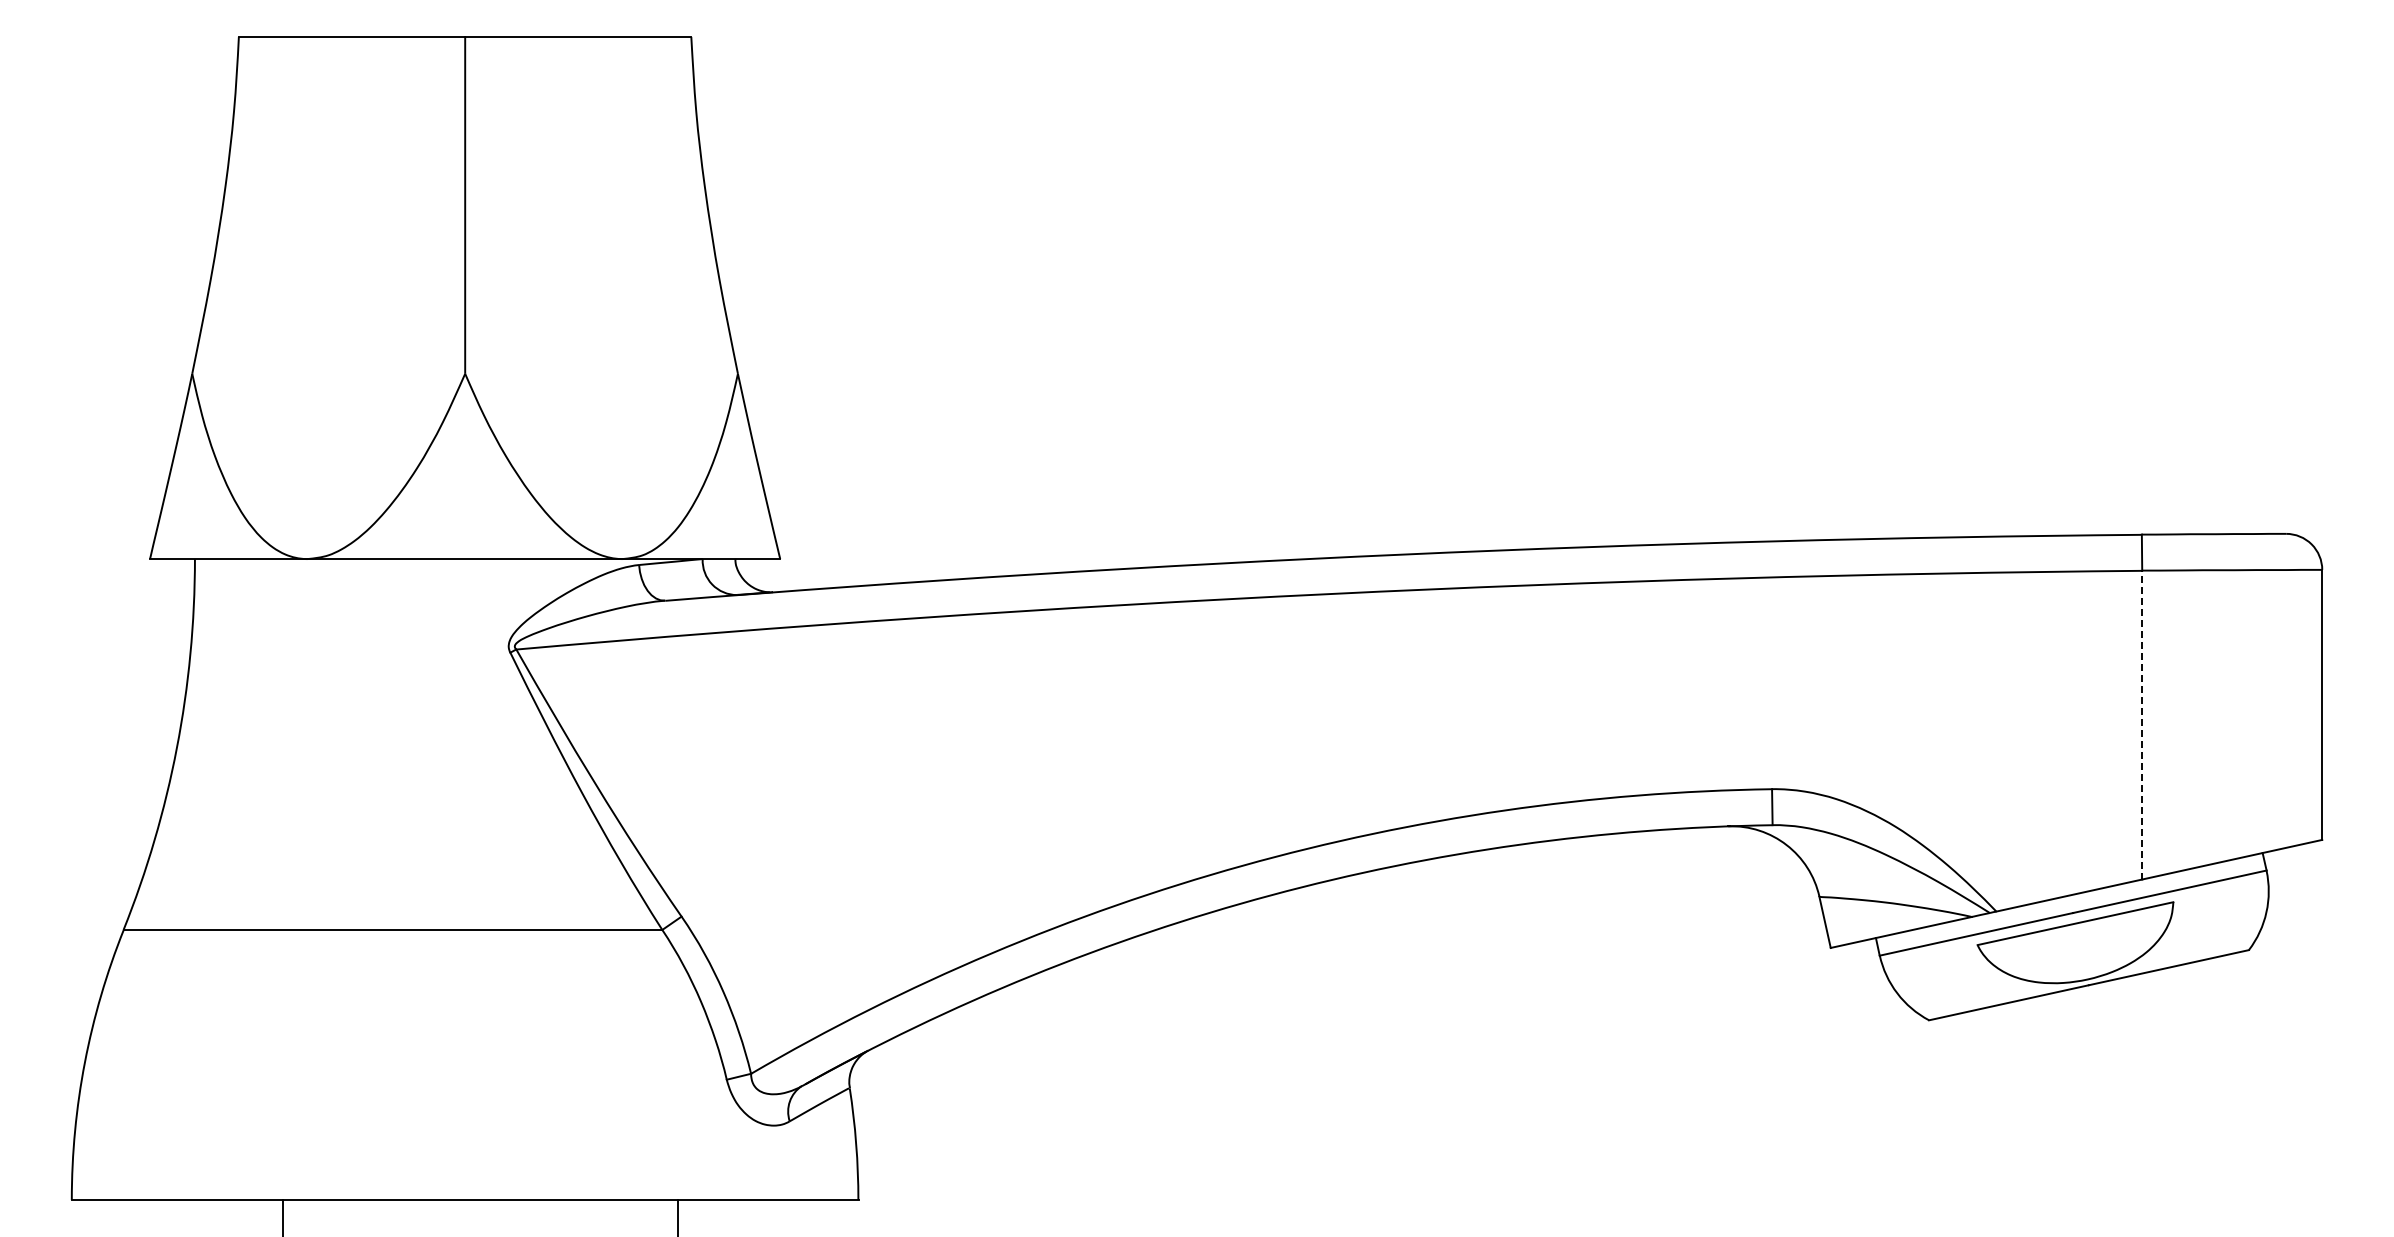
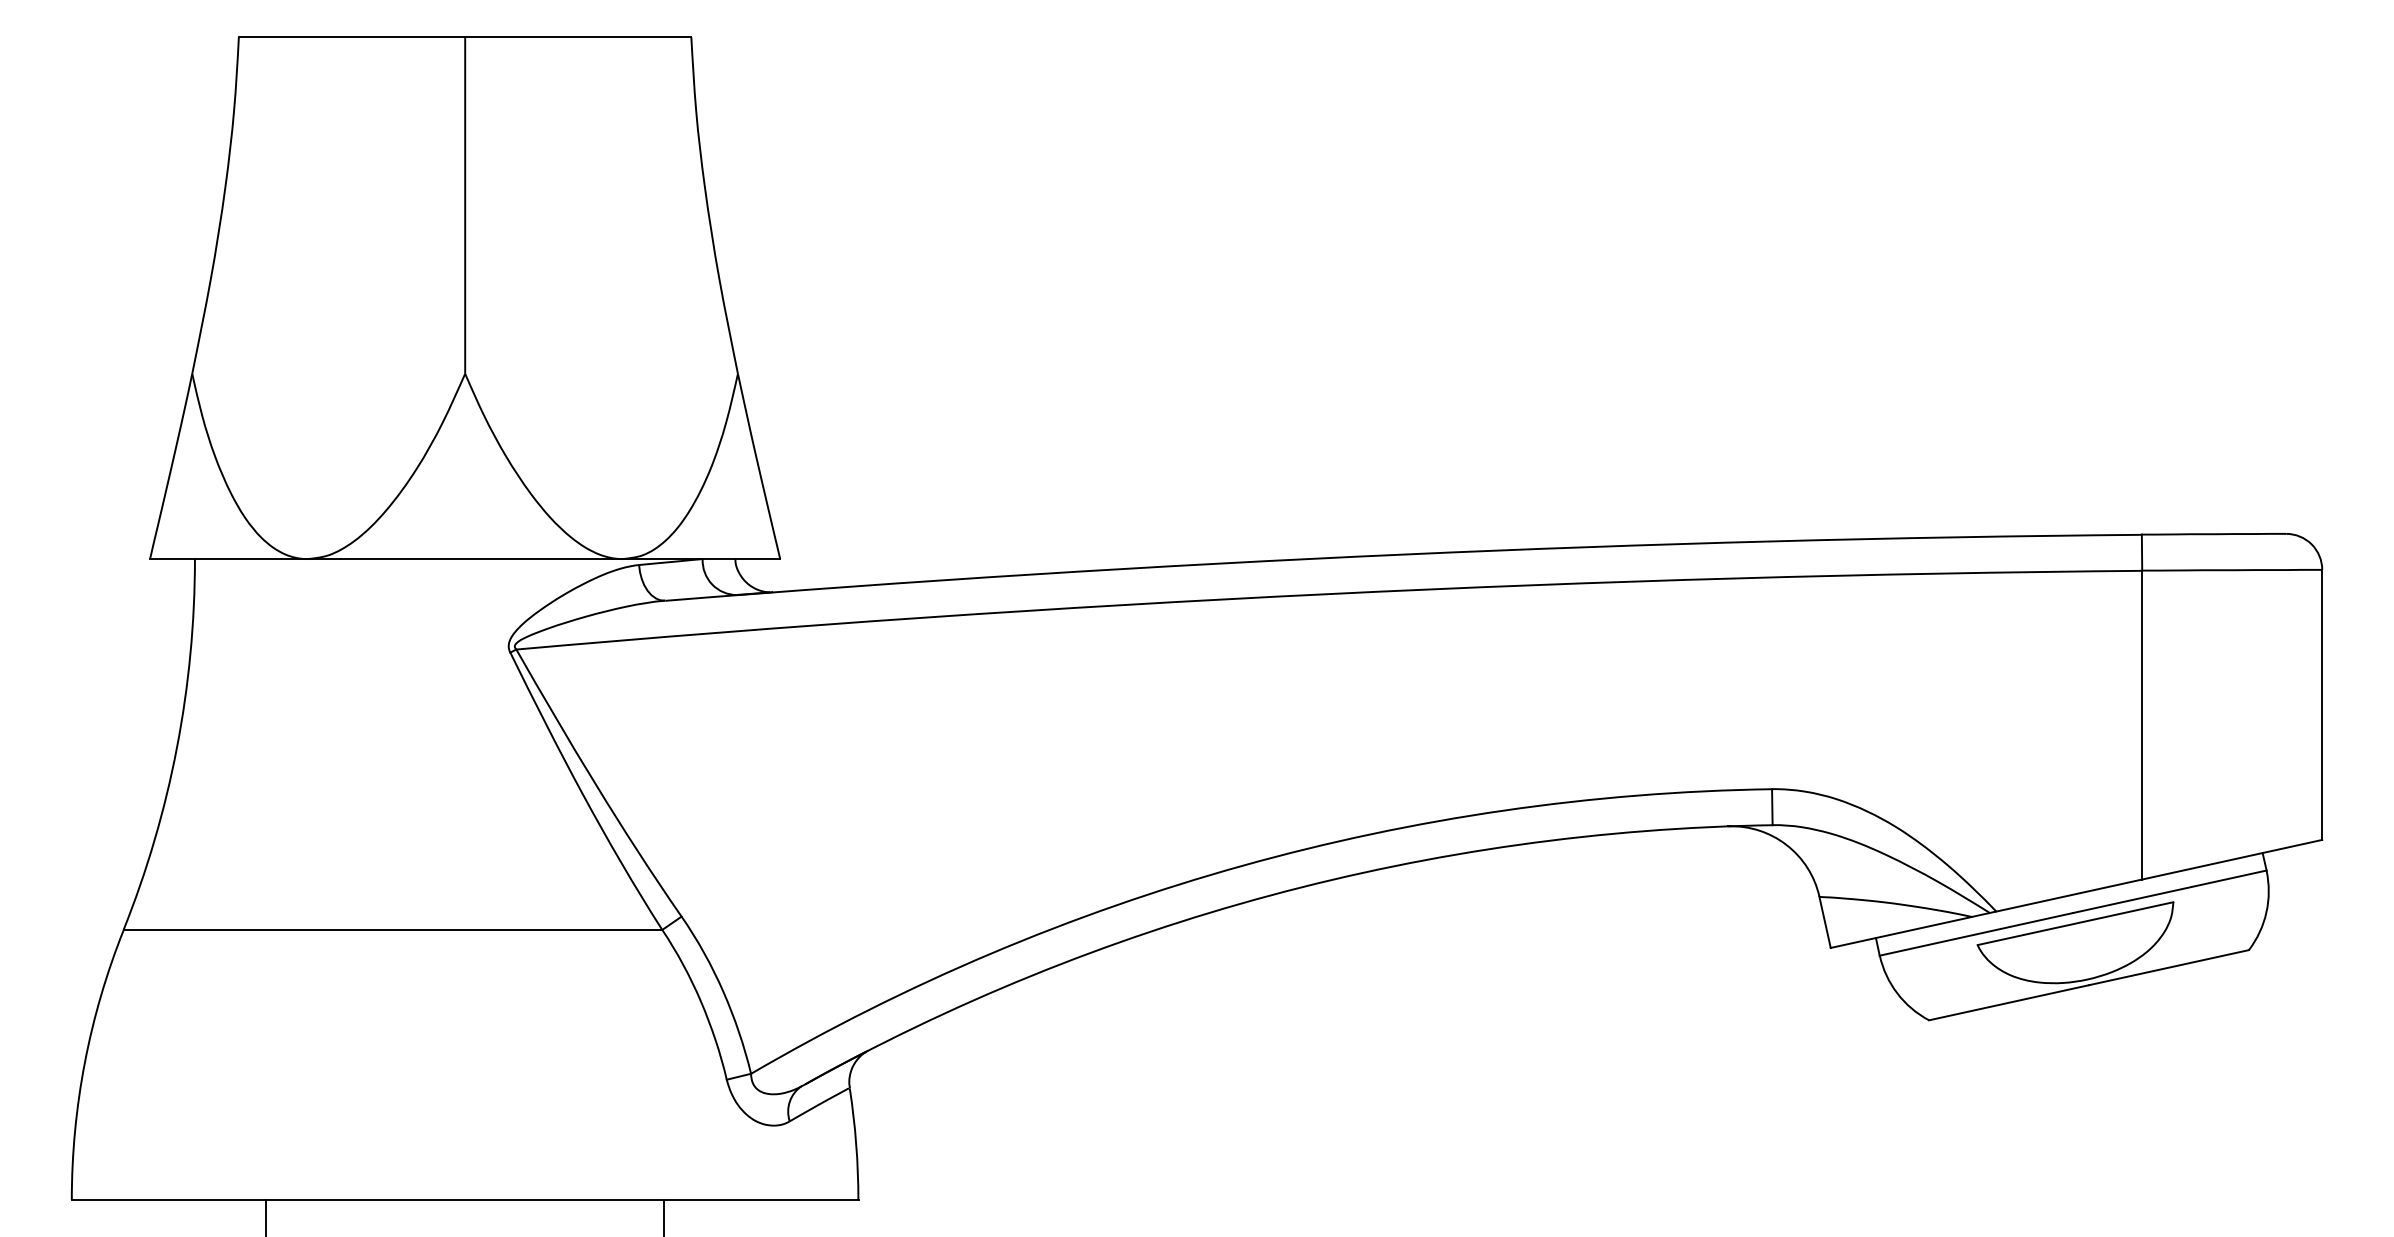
line: dashed -> solid (2142, 724)
line position: (283, 1216) -> (266, 1216) (266, 1216)
line position: (678, 1216) -> (664, 1216) (664, 1216)
